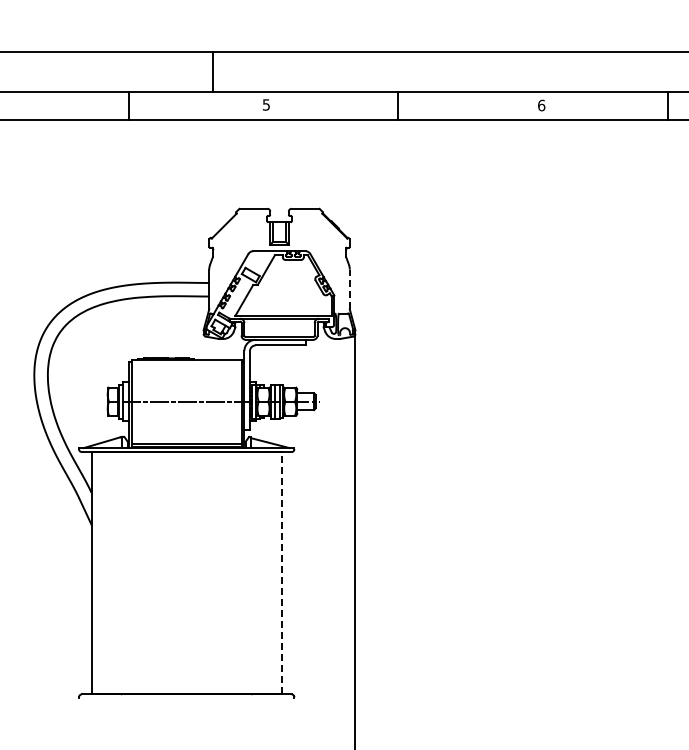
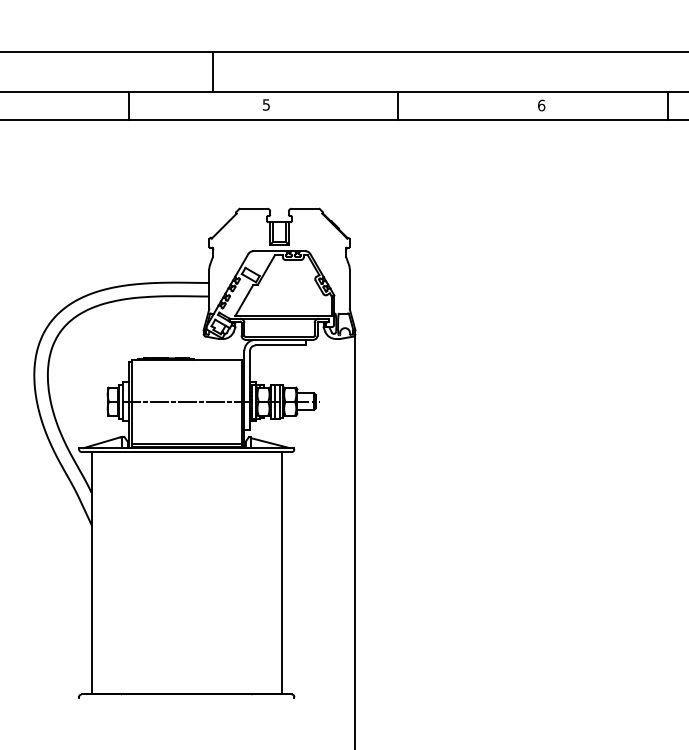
line: dashed -> solid (349, 289)
line: dashed -> solid (281, 573)
